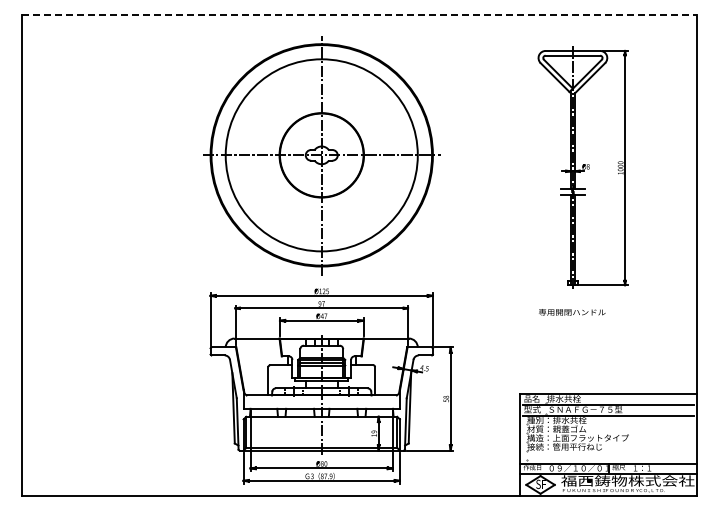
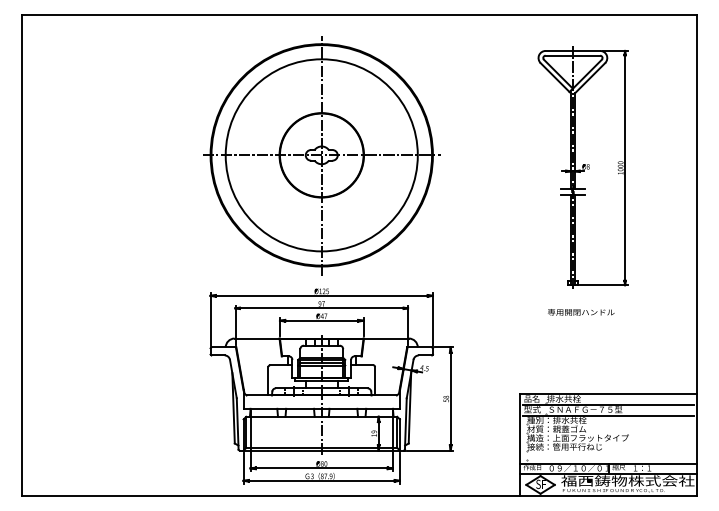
line: dashed -> solid (359, 15)
text position: (572, 312) -> (581, 312) (581, 312)
